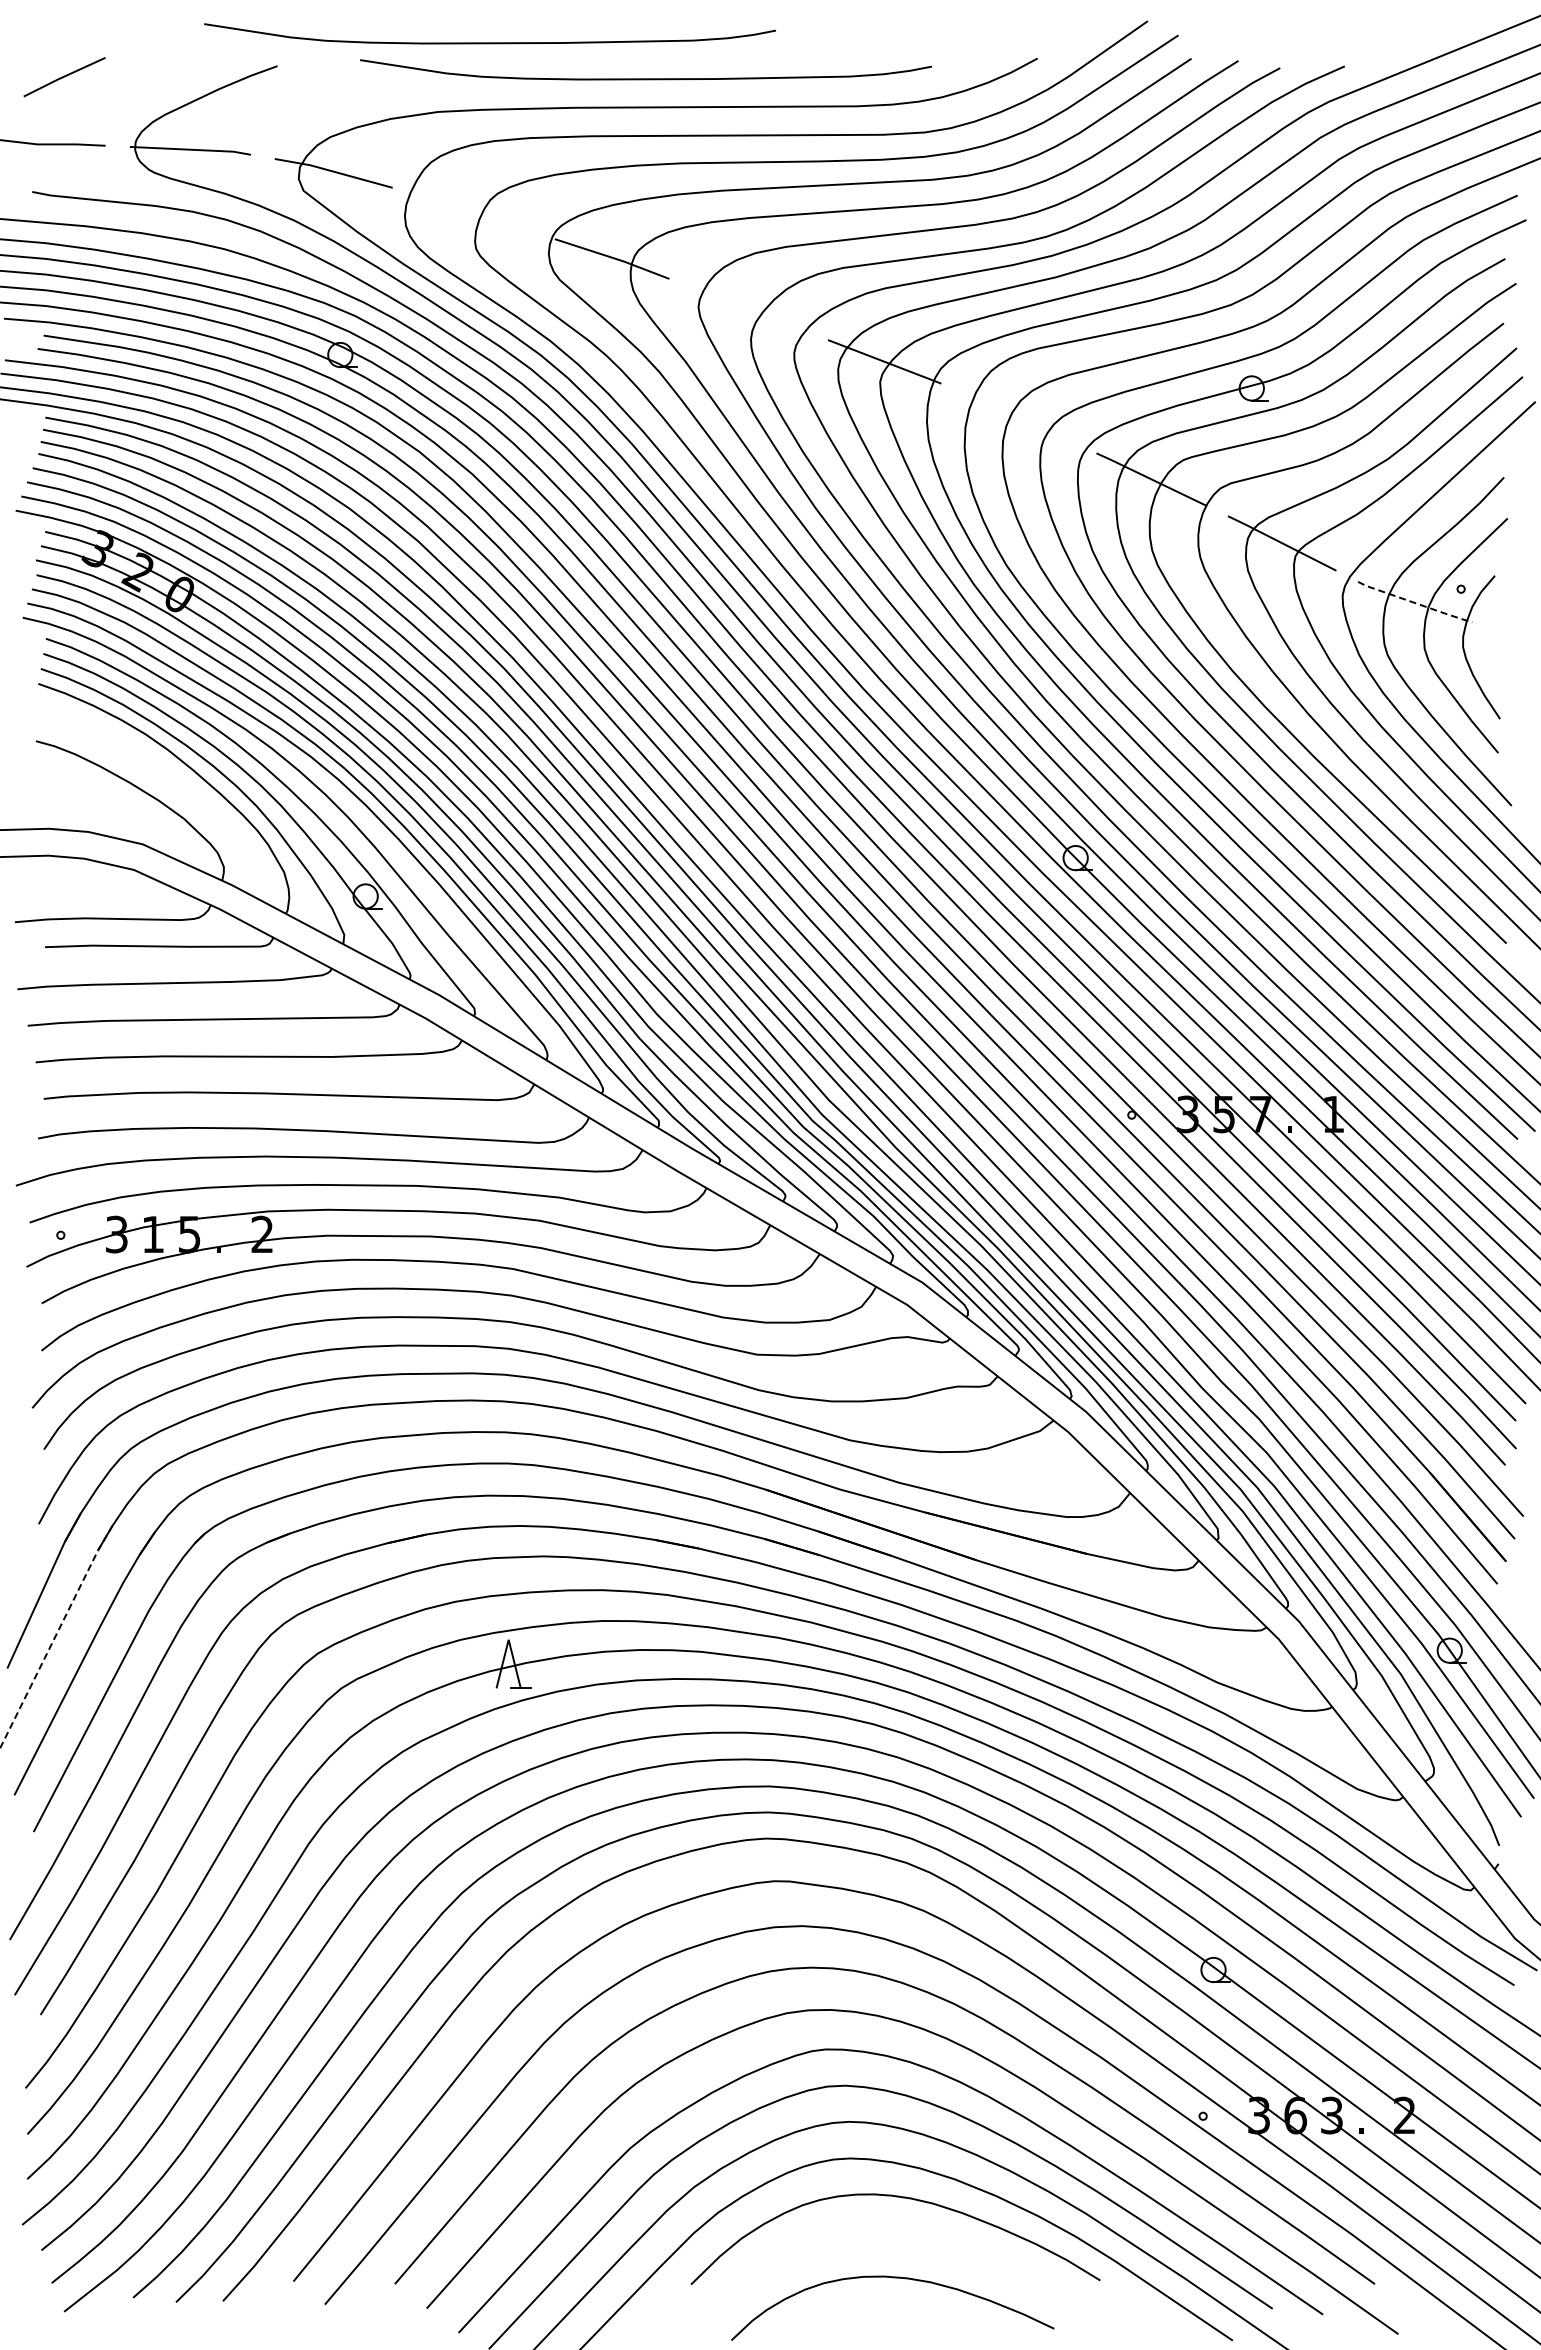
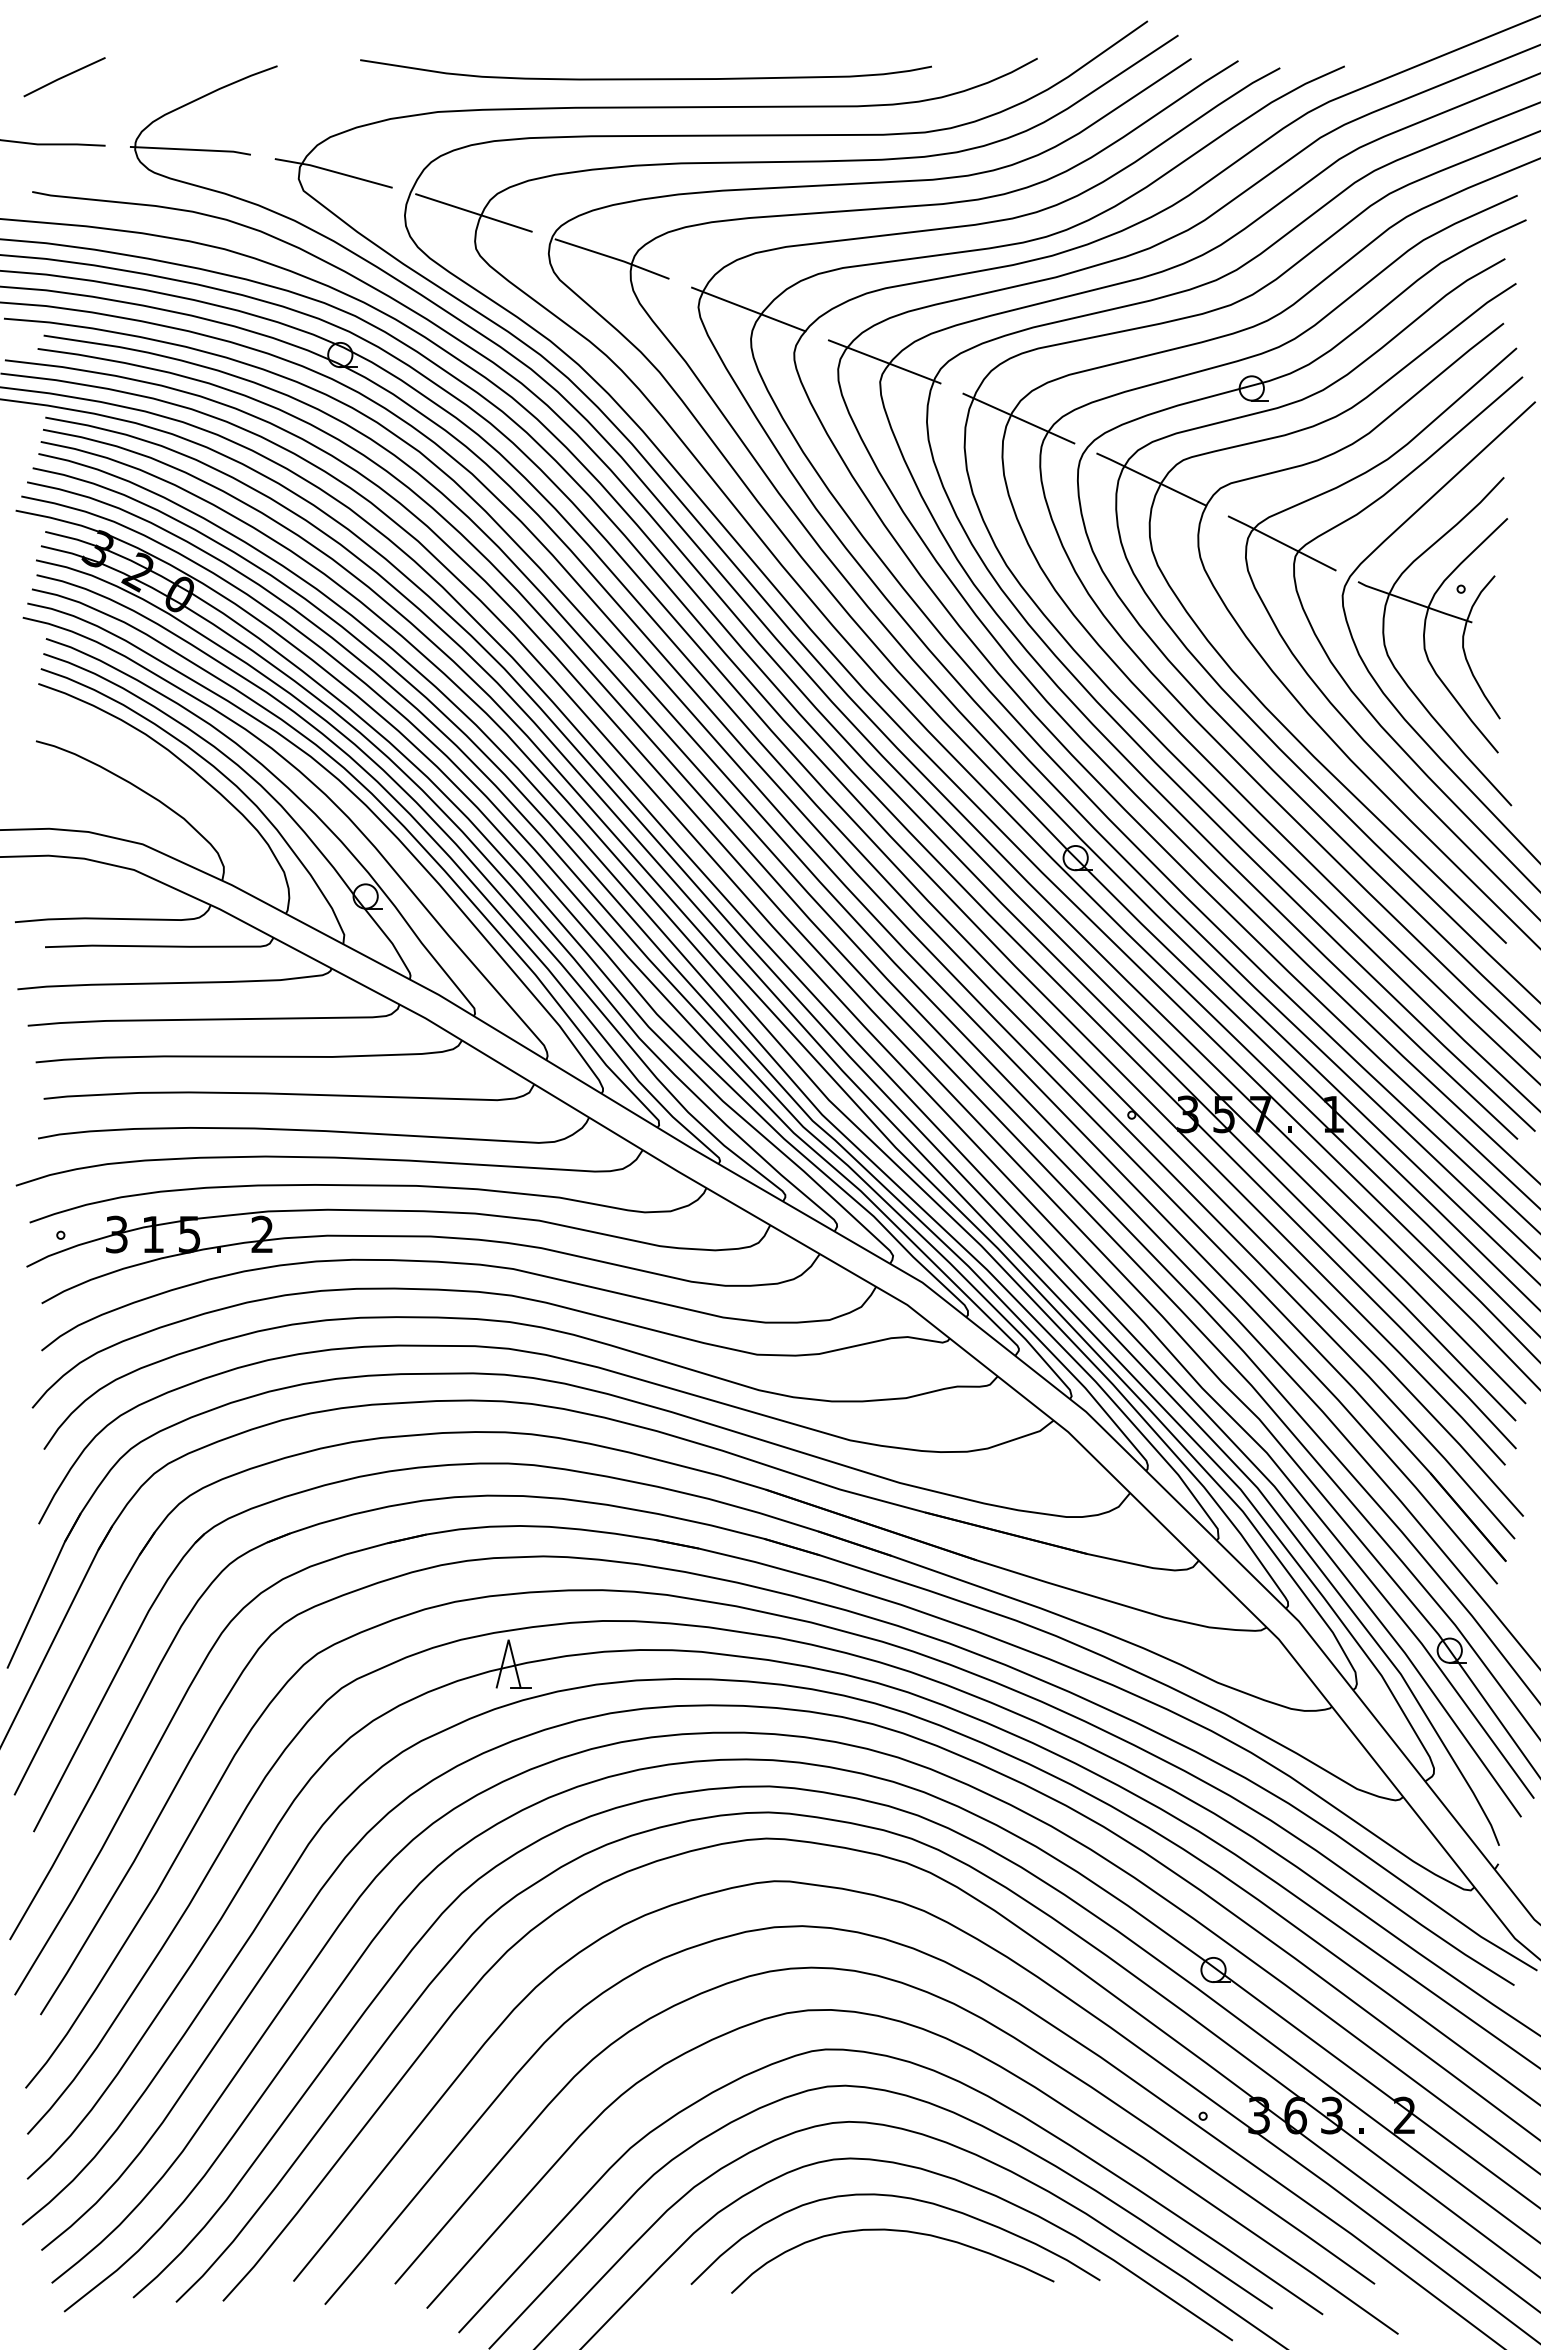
curve: present -> none (489, 42)
line: none -> present (473, 212)
line: none -> present (748, 309)
line: none -> present (1018, 418)
line: dashed -> solid (1414, 602)
line: dashed -> solid (55, 1636)
curve position: (892, 2278) -> (892, 2231) (892, 2231)
